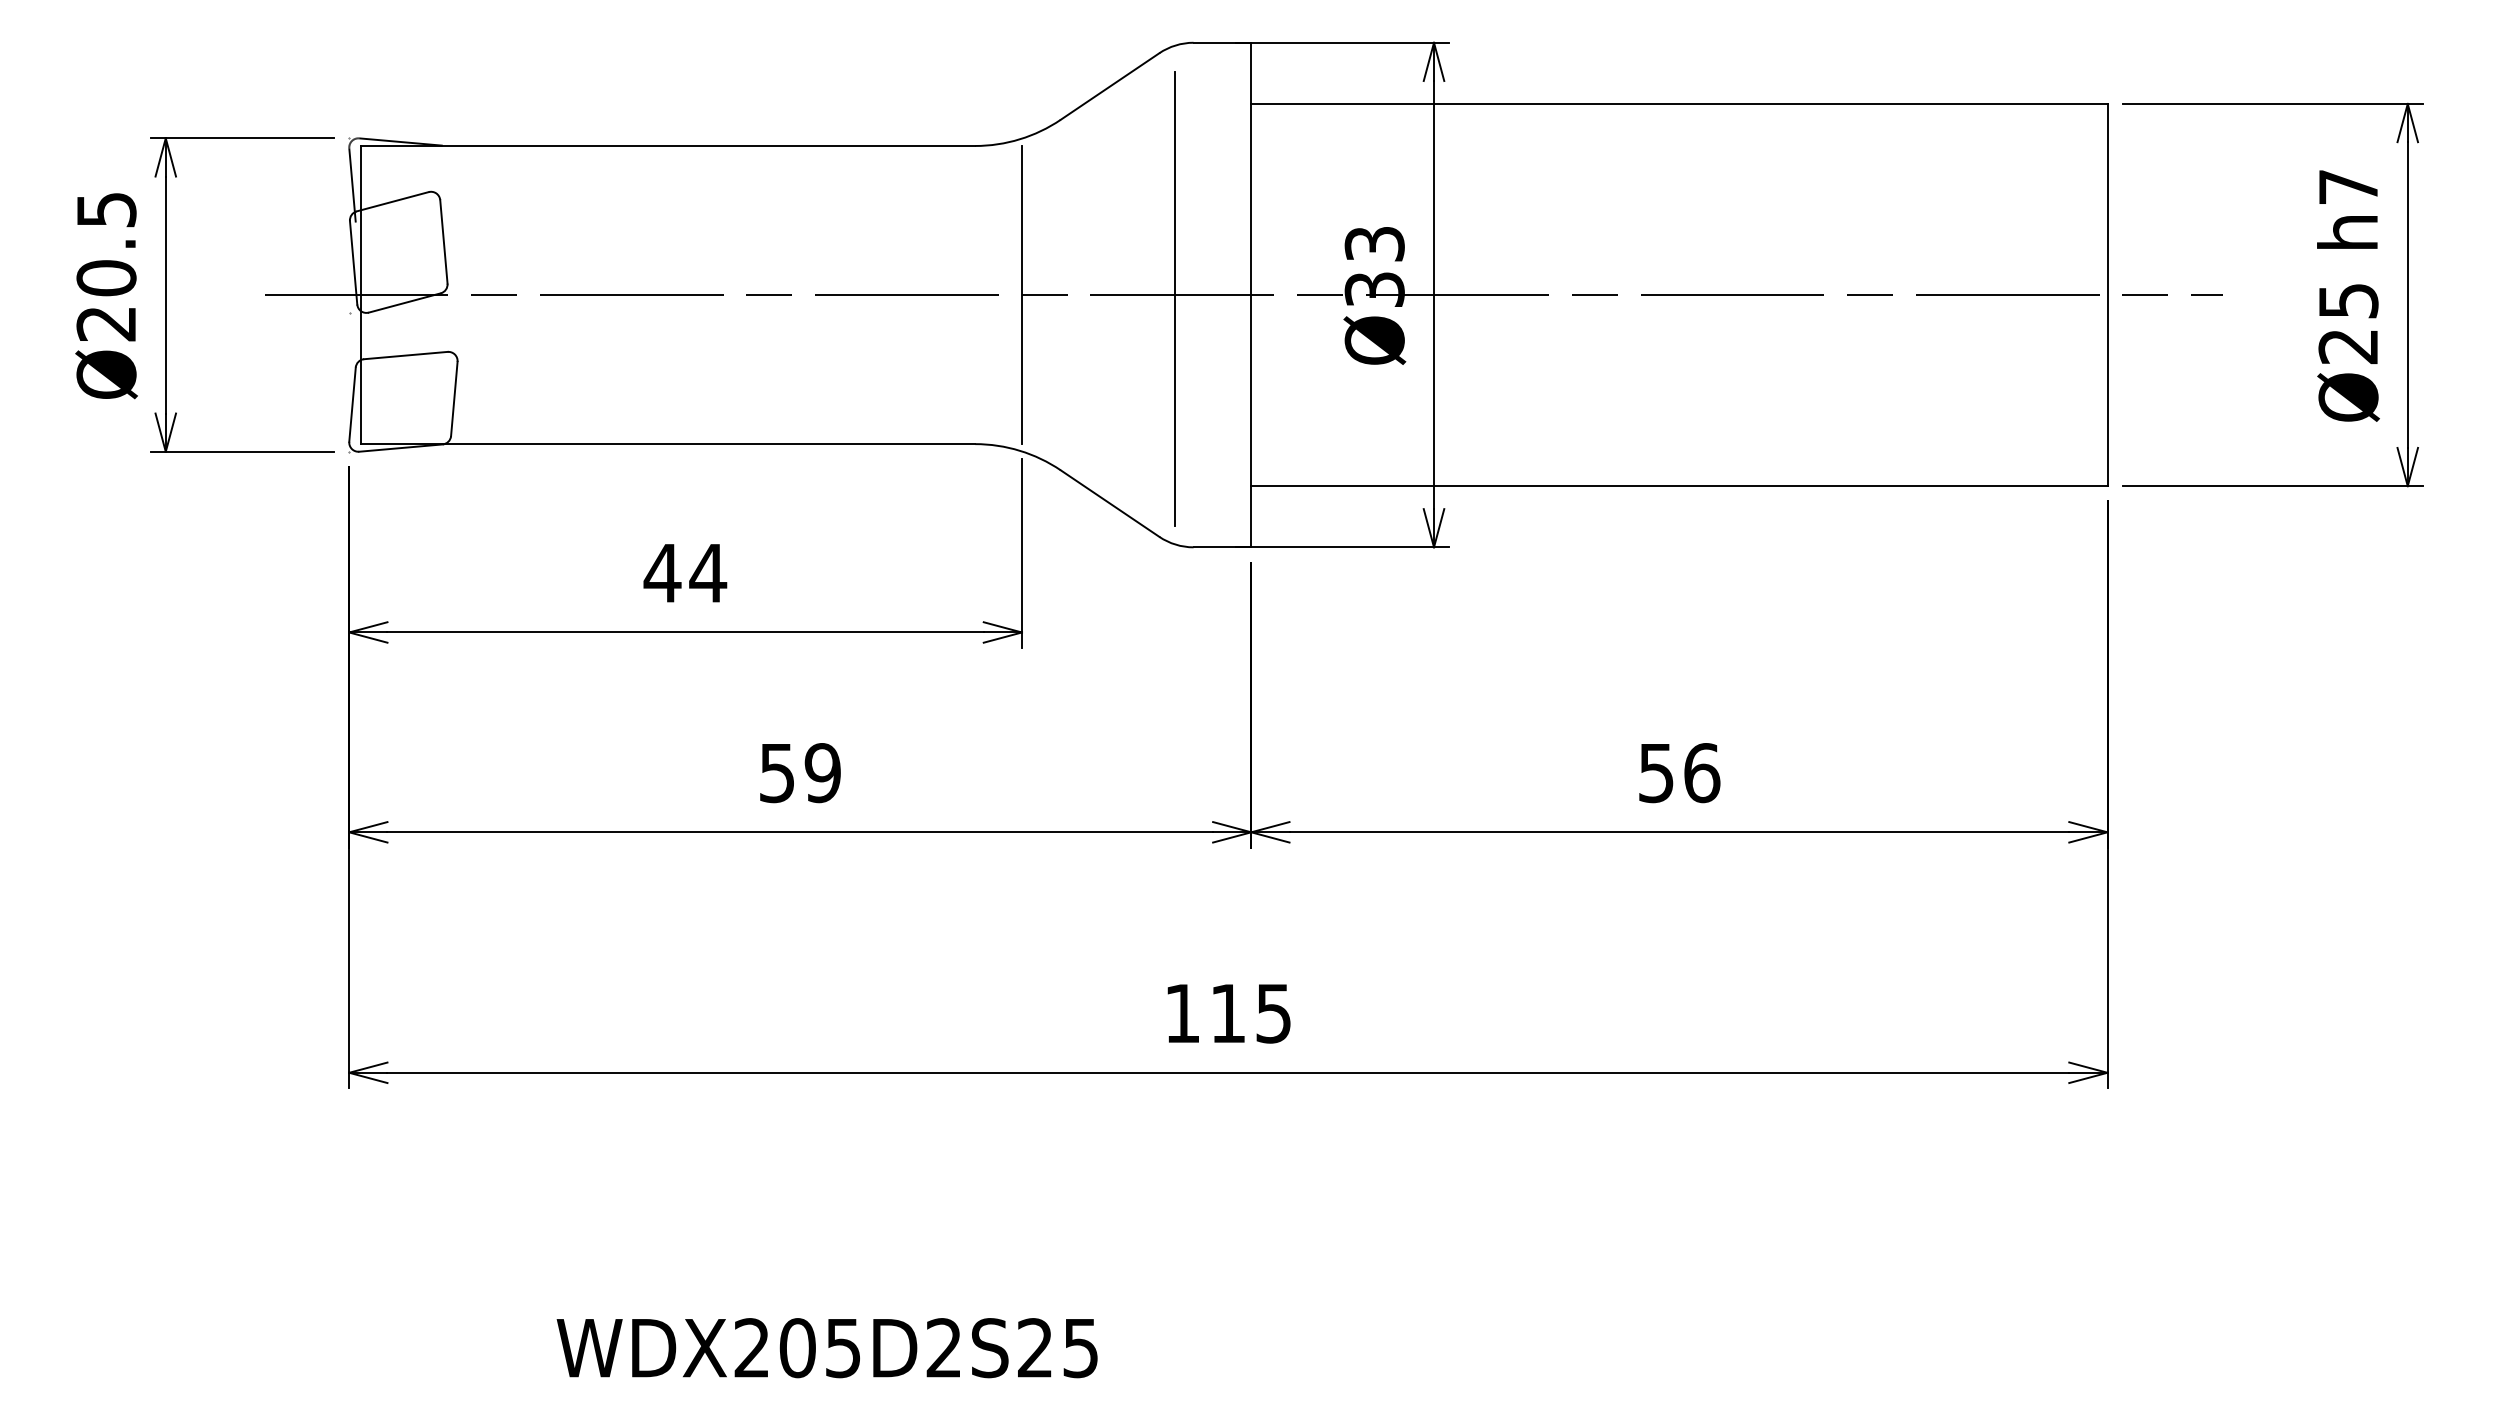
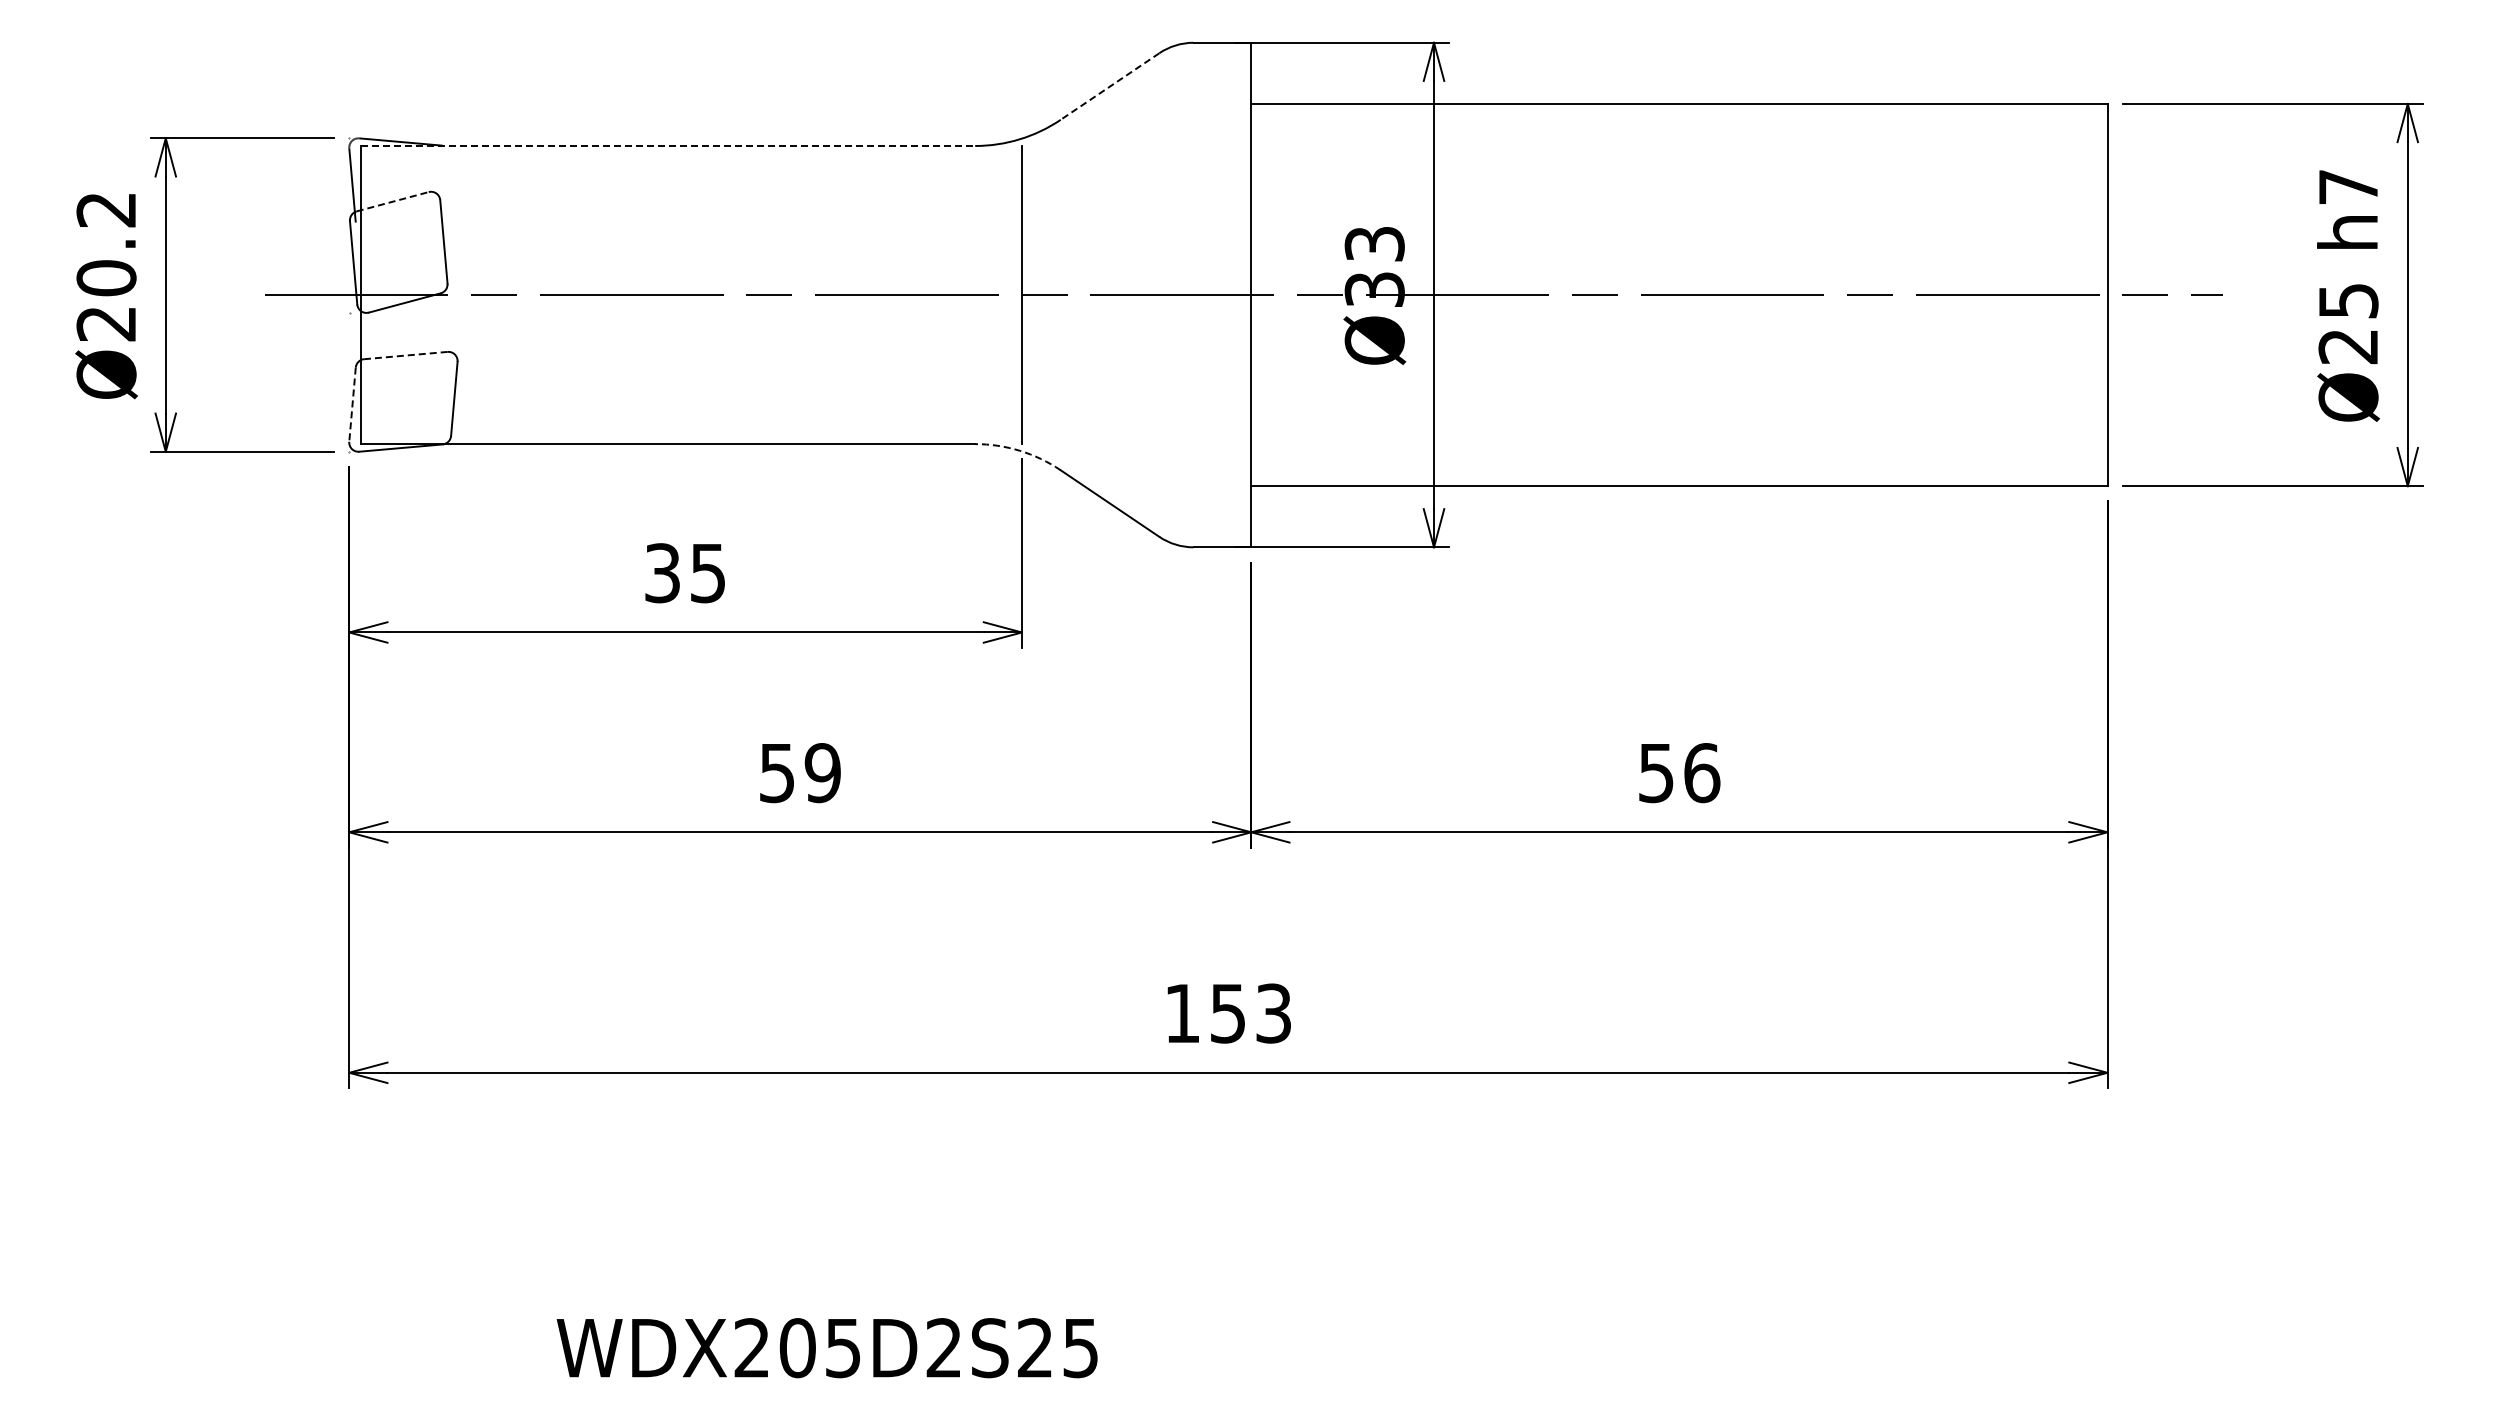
line: solid -> dashed (1109, 86)
line: solid -> dashed (668, 145)
line: solid -> dashed (393, 201)
text: Ø20.5 -> Ø20.2 (106, 210)
line: present -> none (1174, 298)
line: solid -> dashed (405, 355)
line: solid -> dashed (352, 405)
arc: solid -> dashed (1019, 450)
text: 44 -> 35 (685, 573)
text: 115 -> 153 (1250, 1013)
